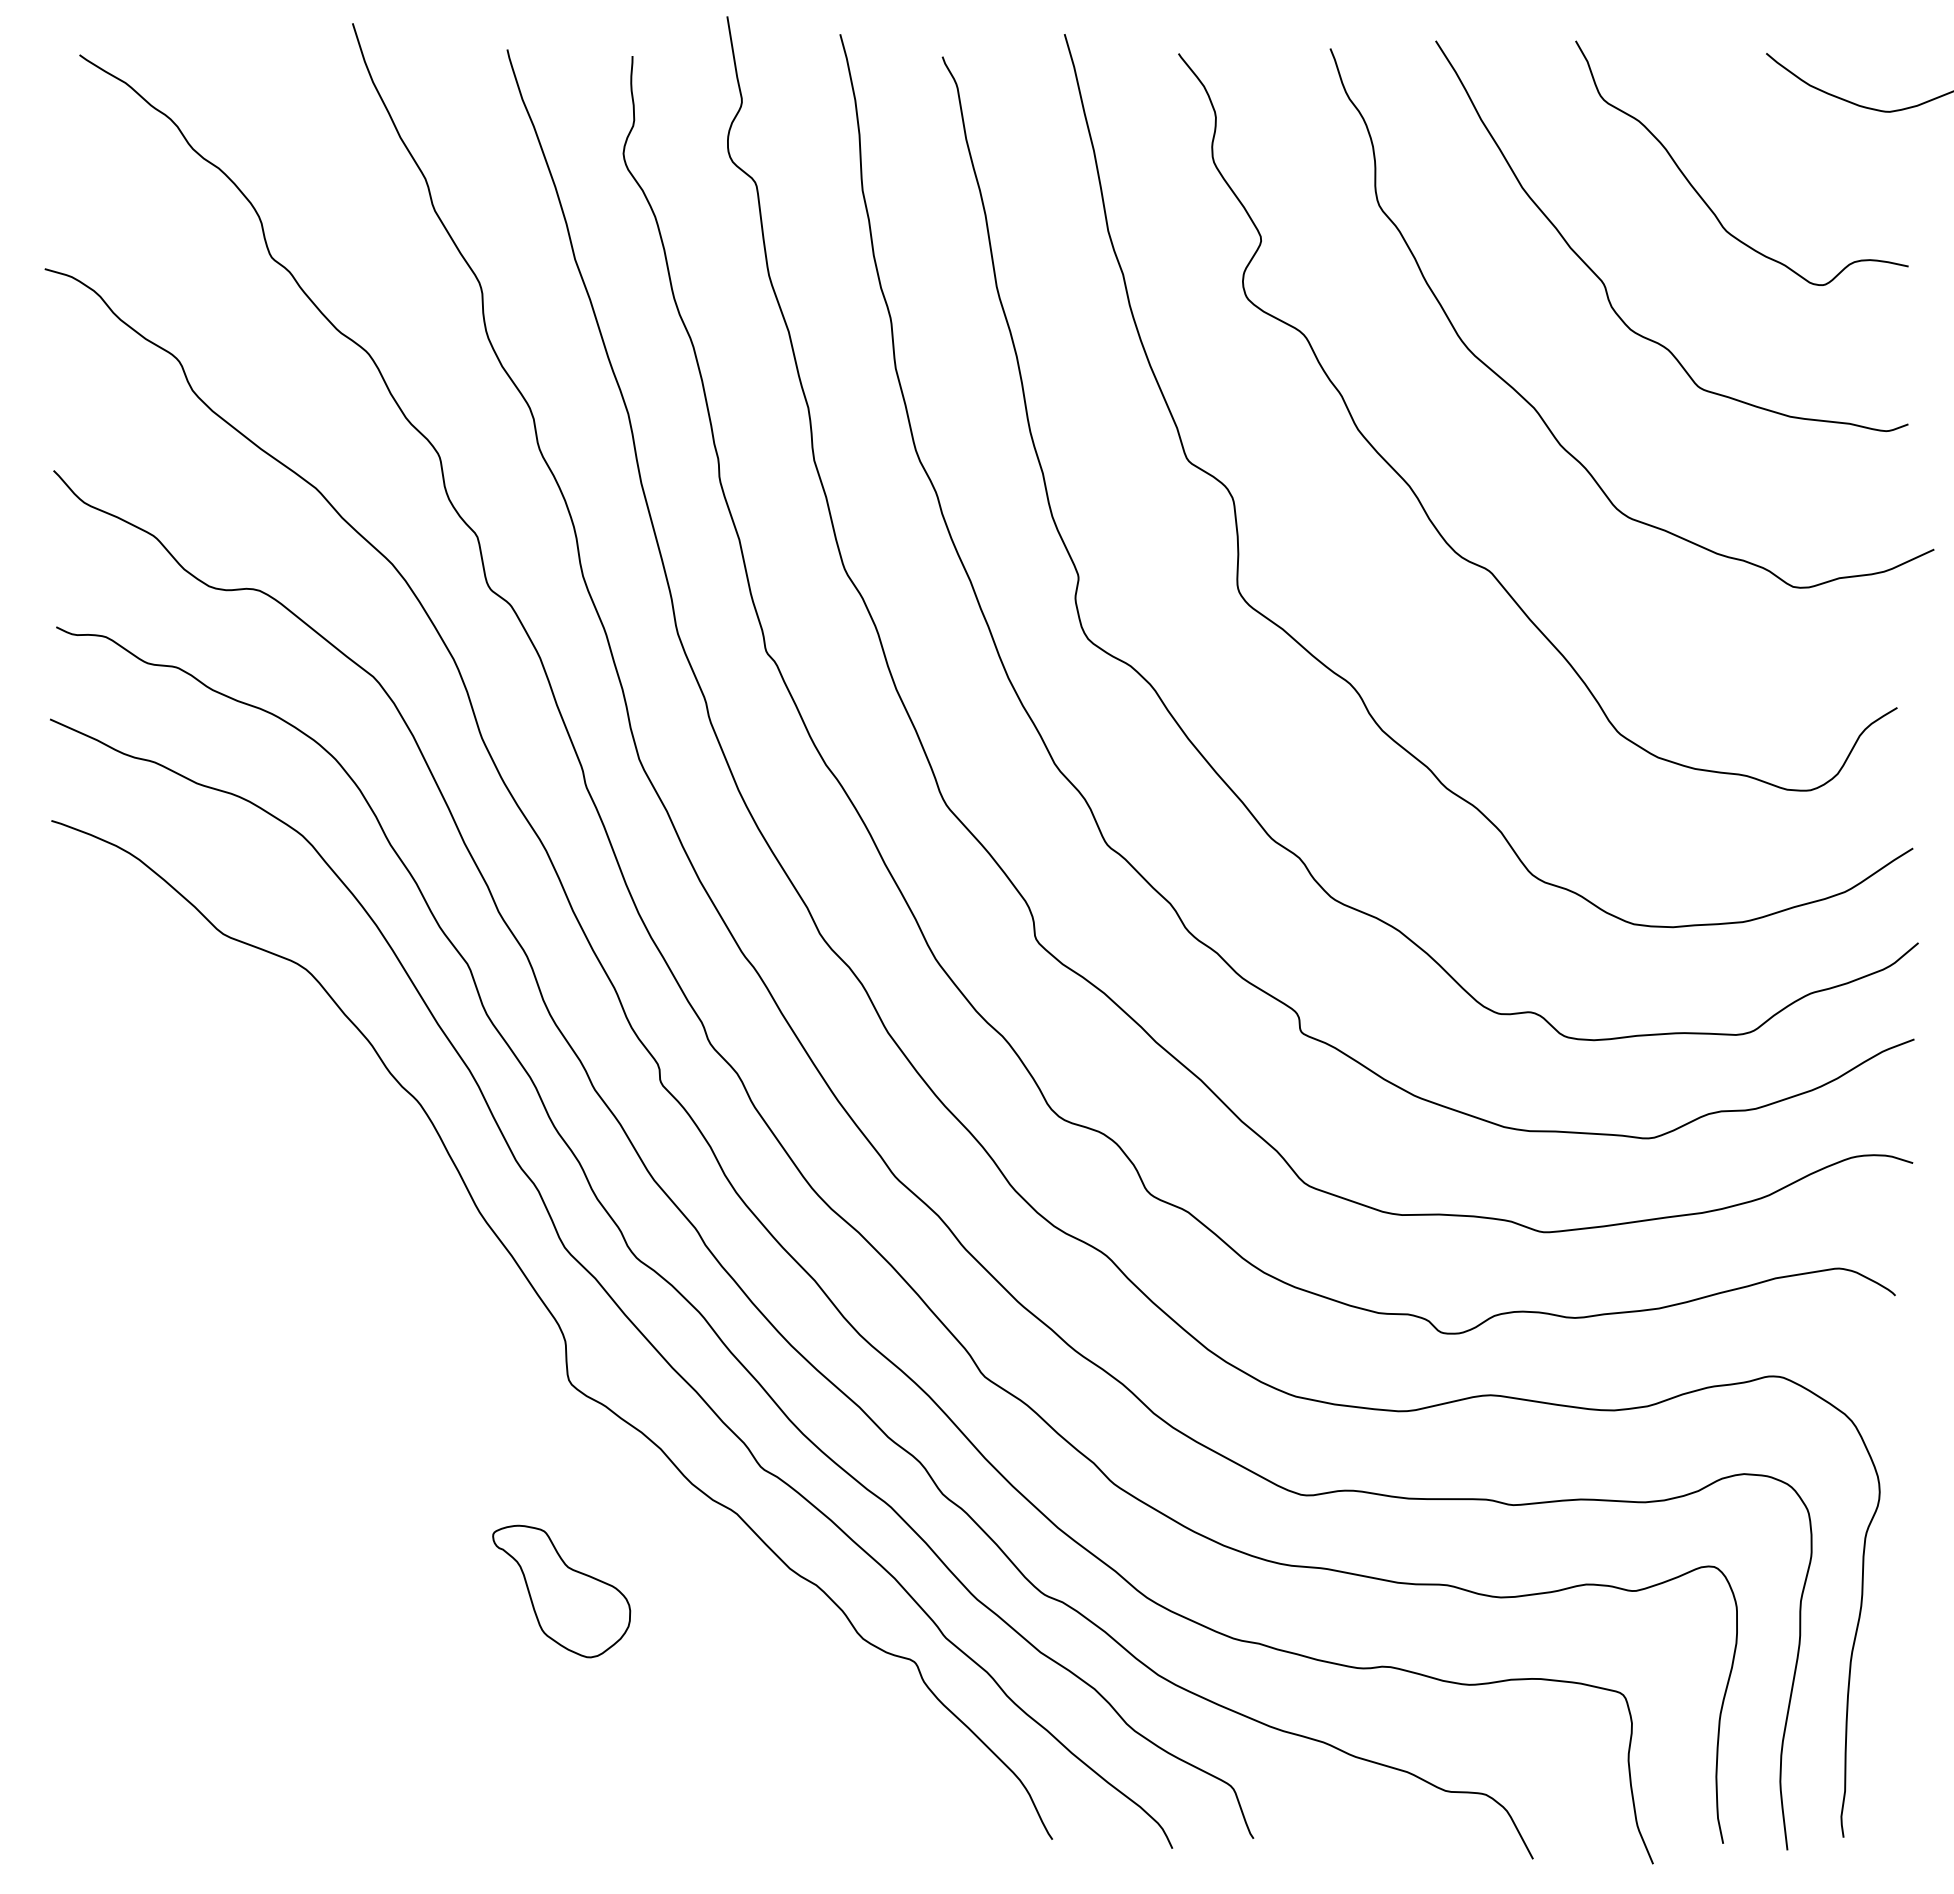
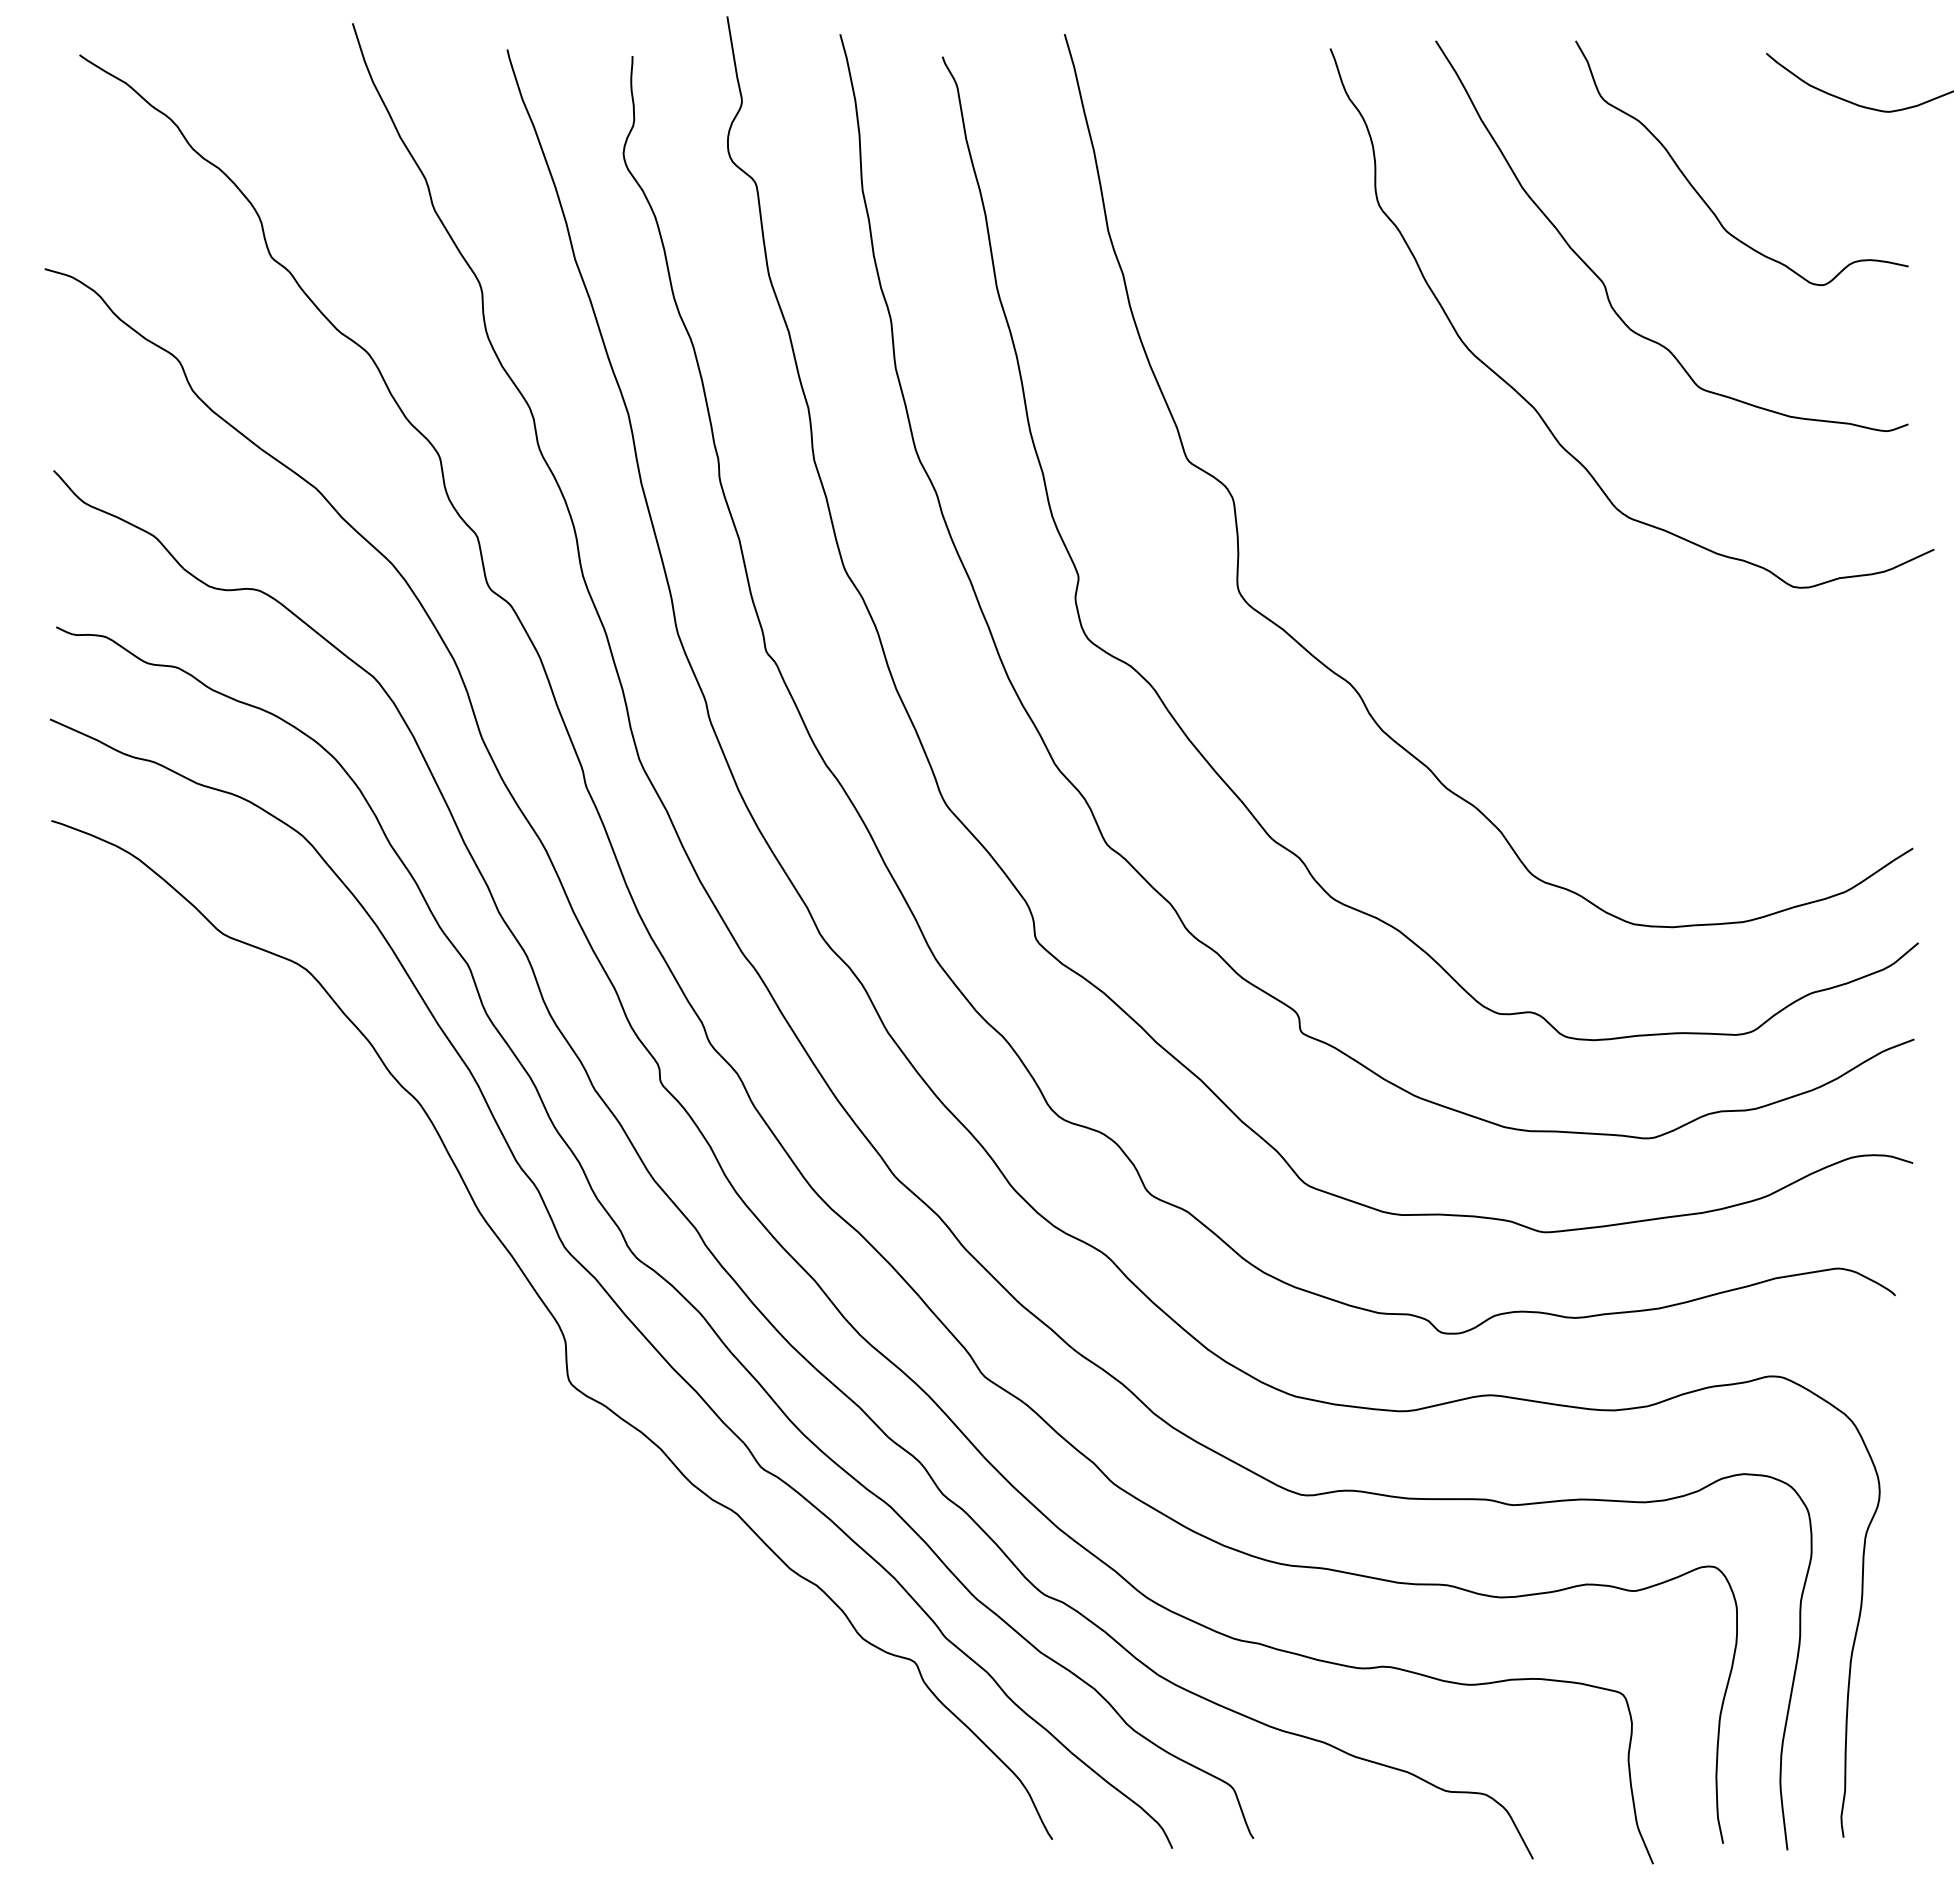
curve: present -> none (1418, 497)
part: present -> none (561, 1591)
